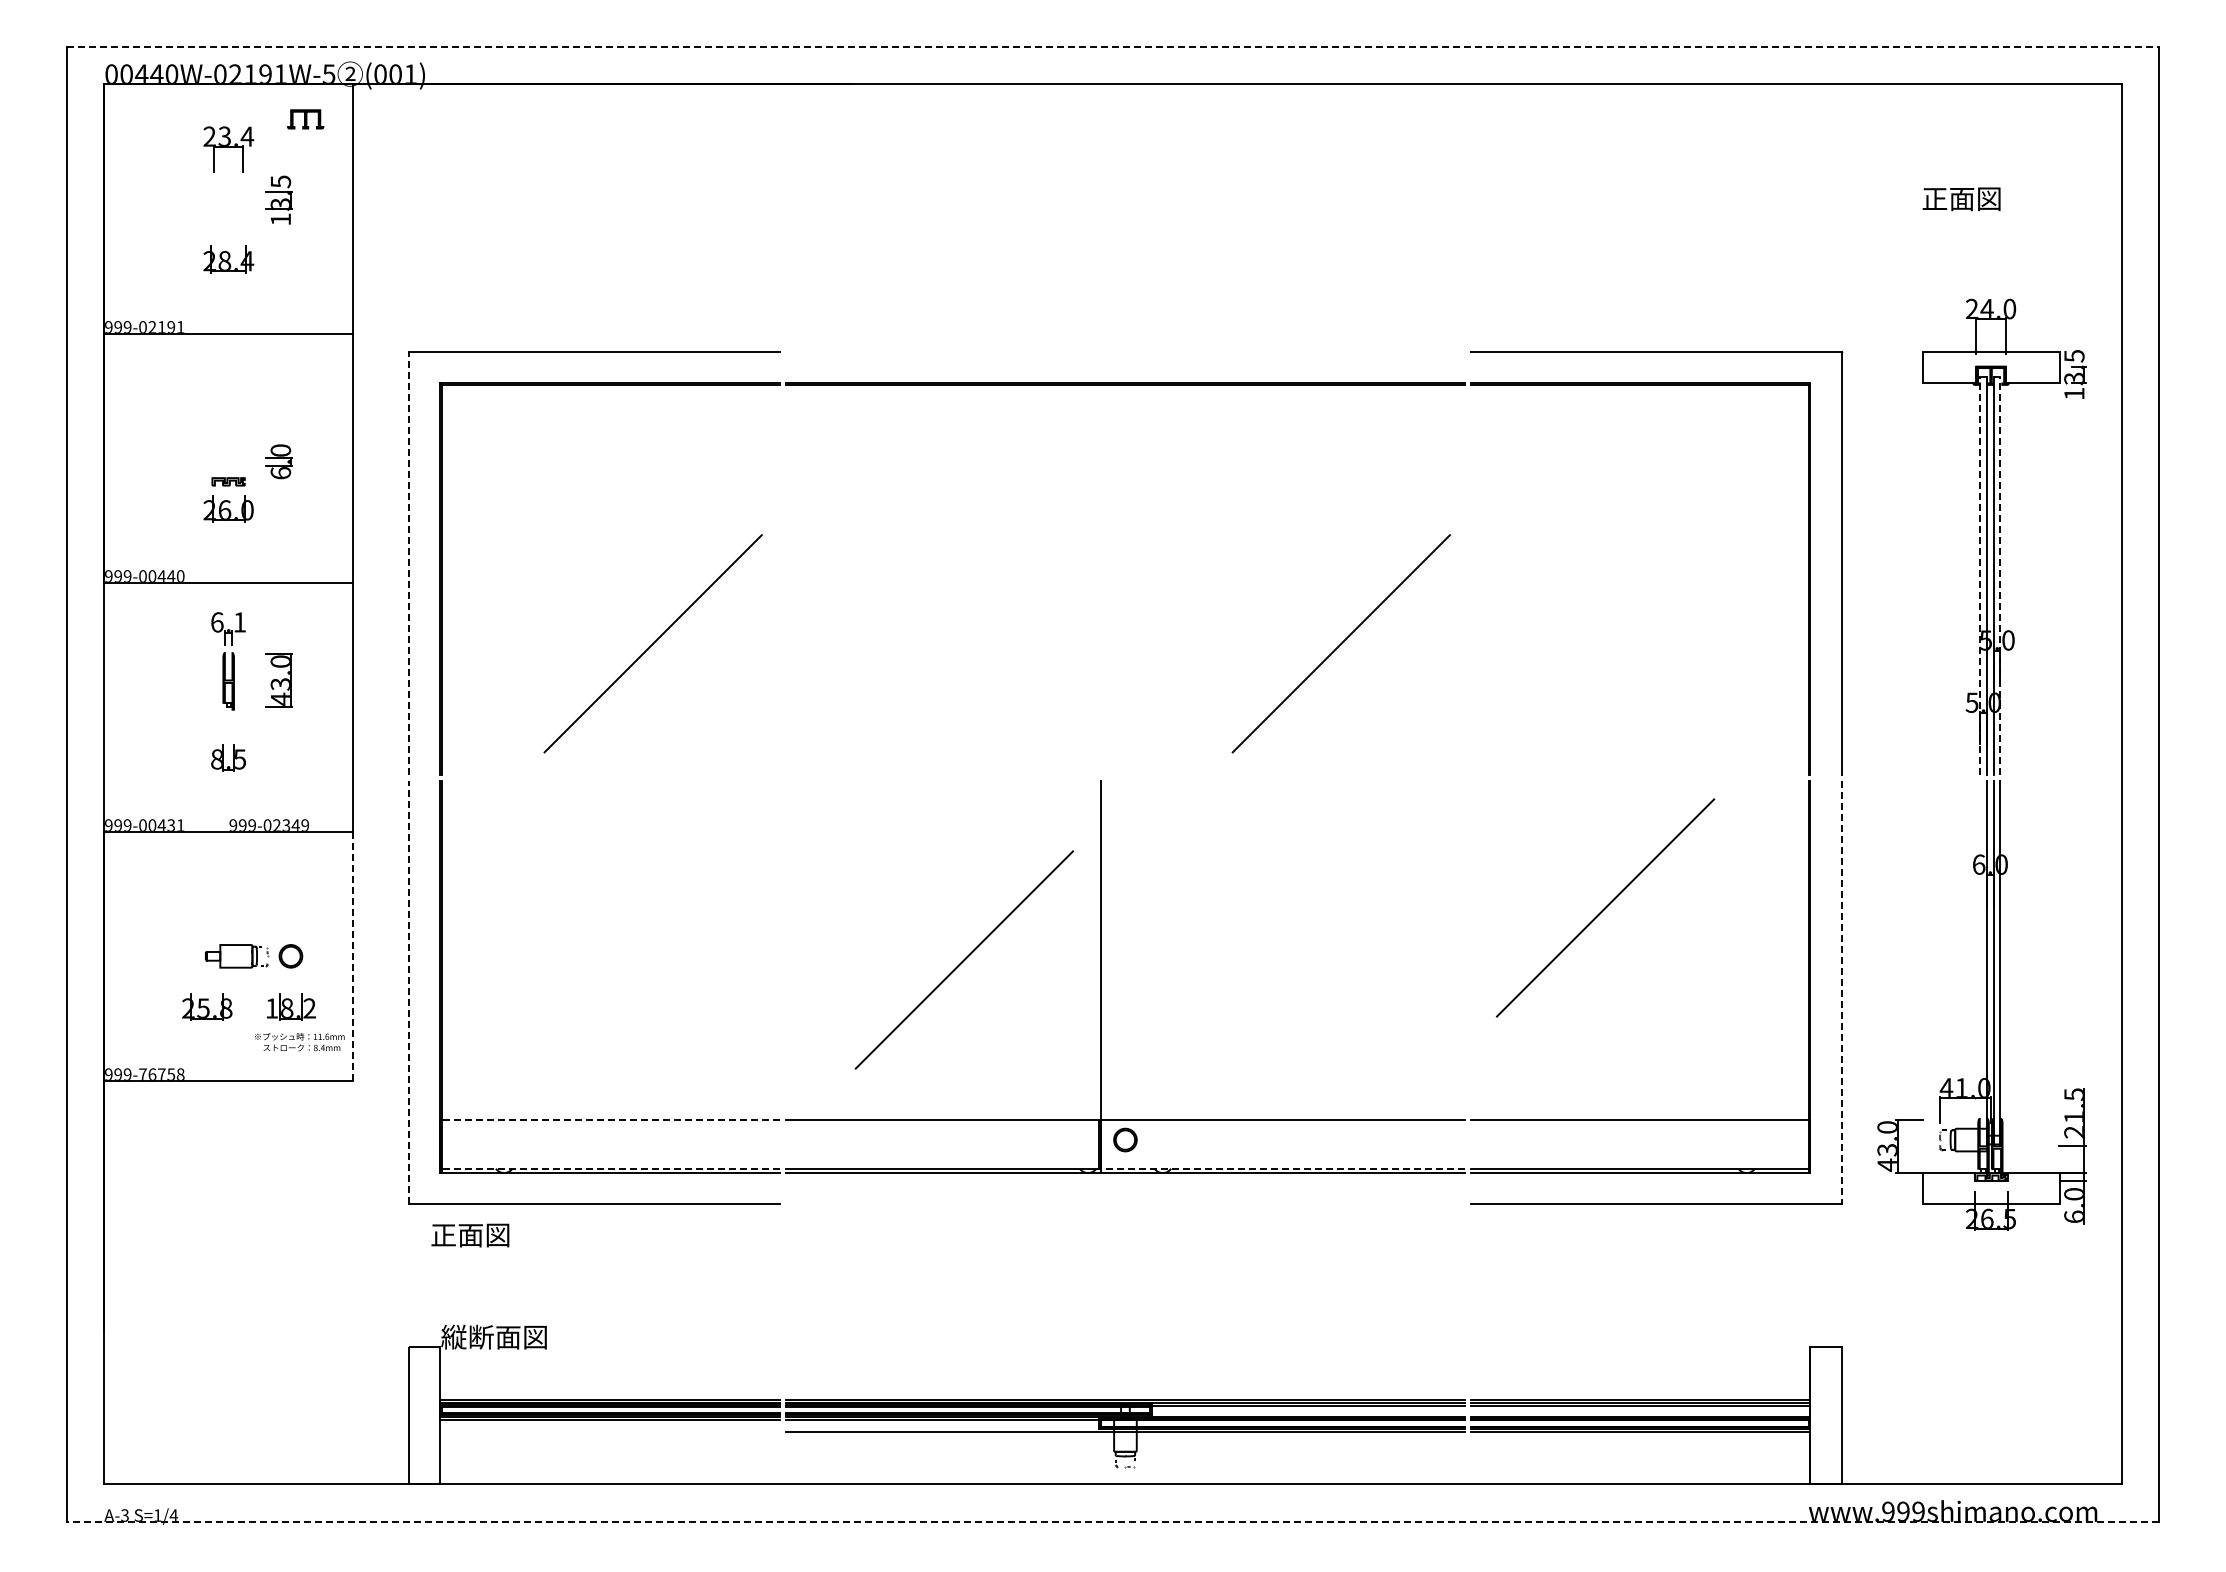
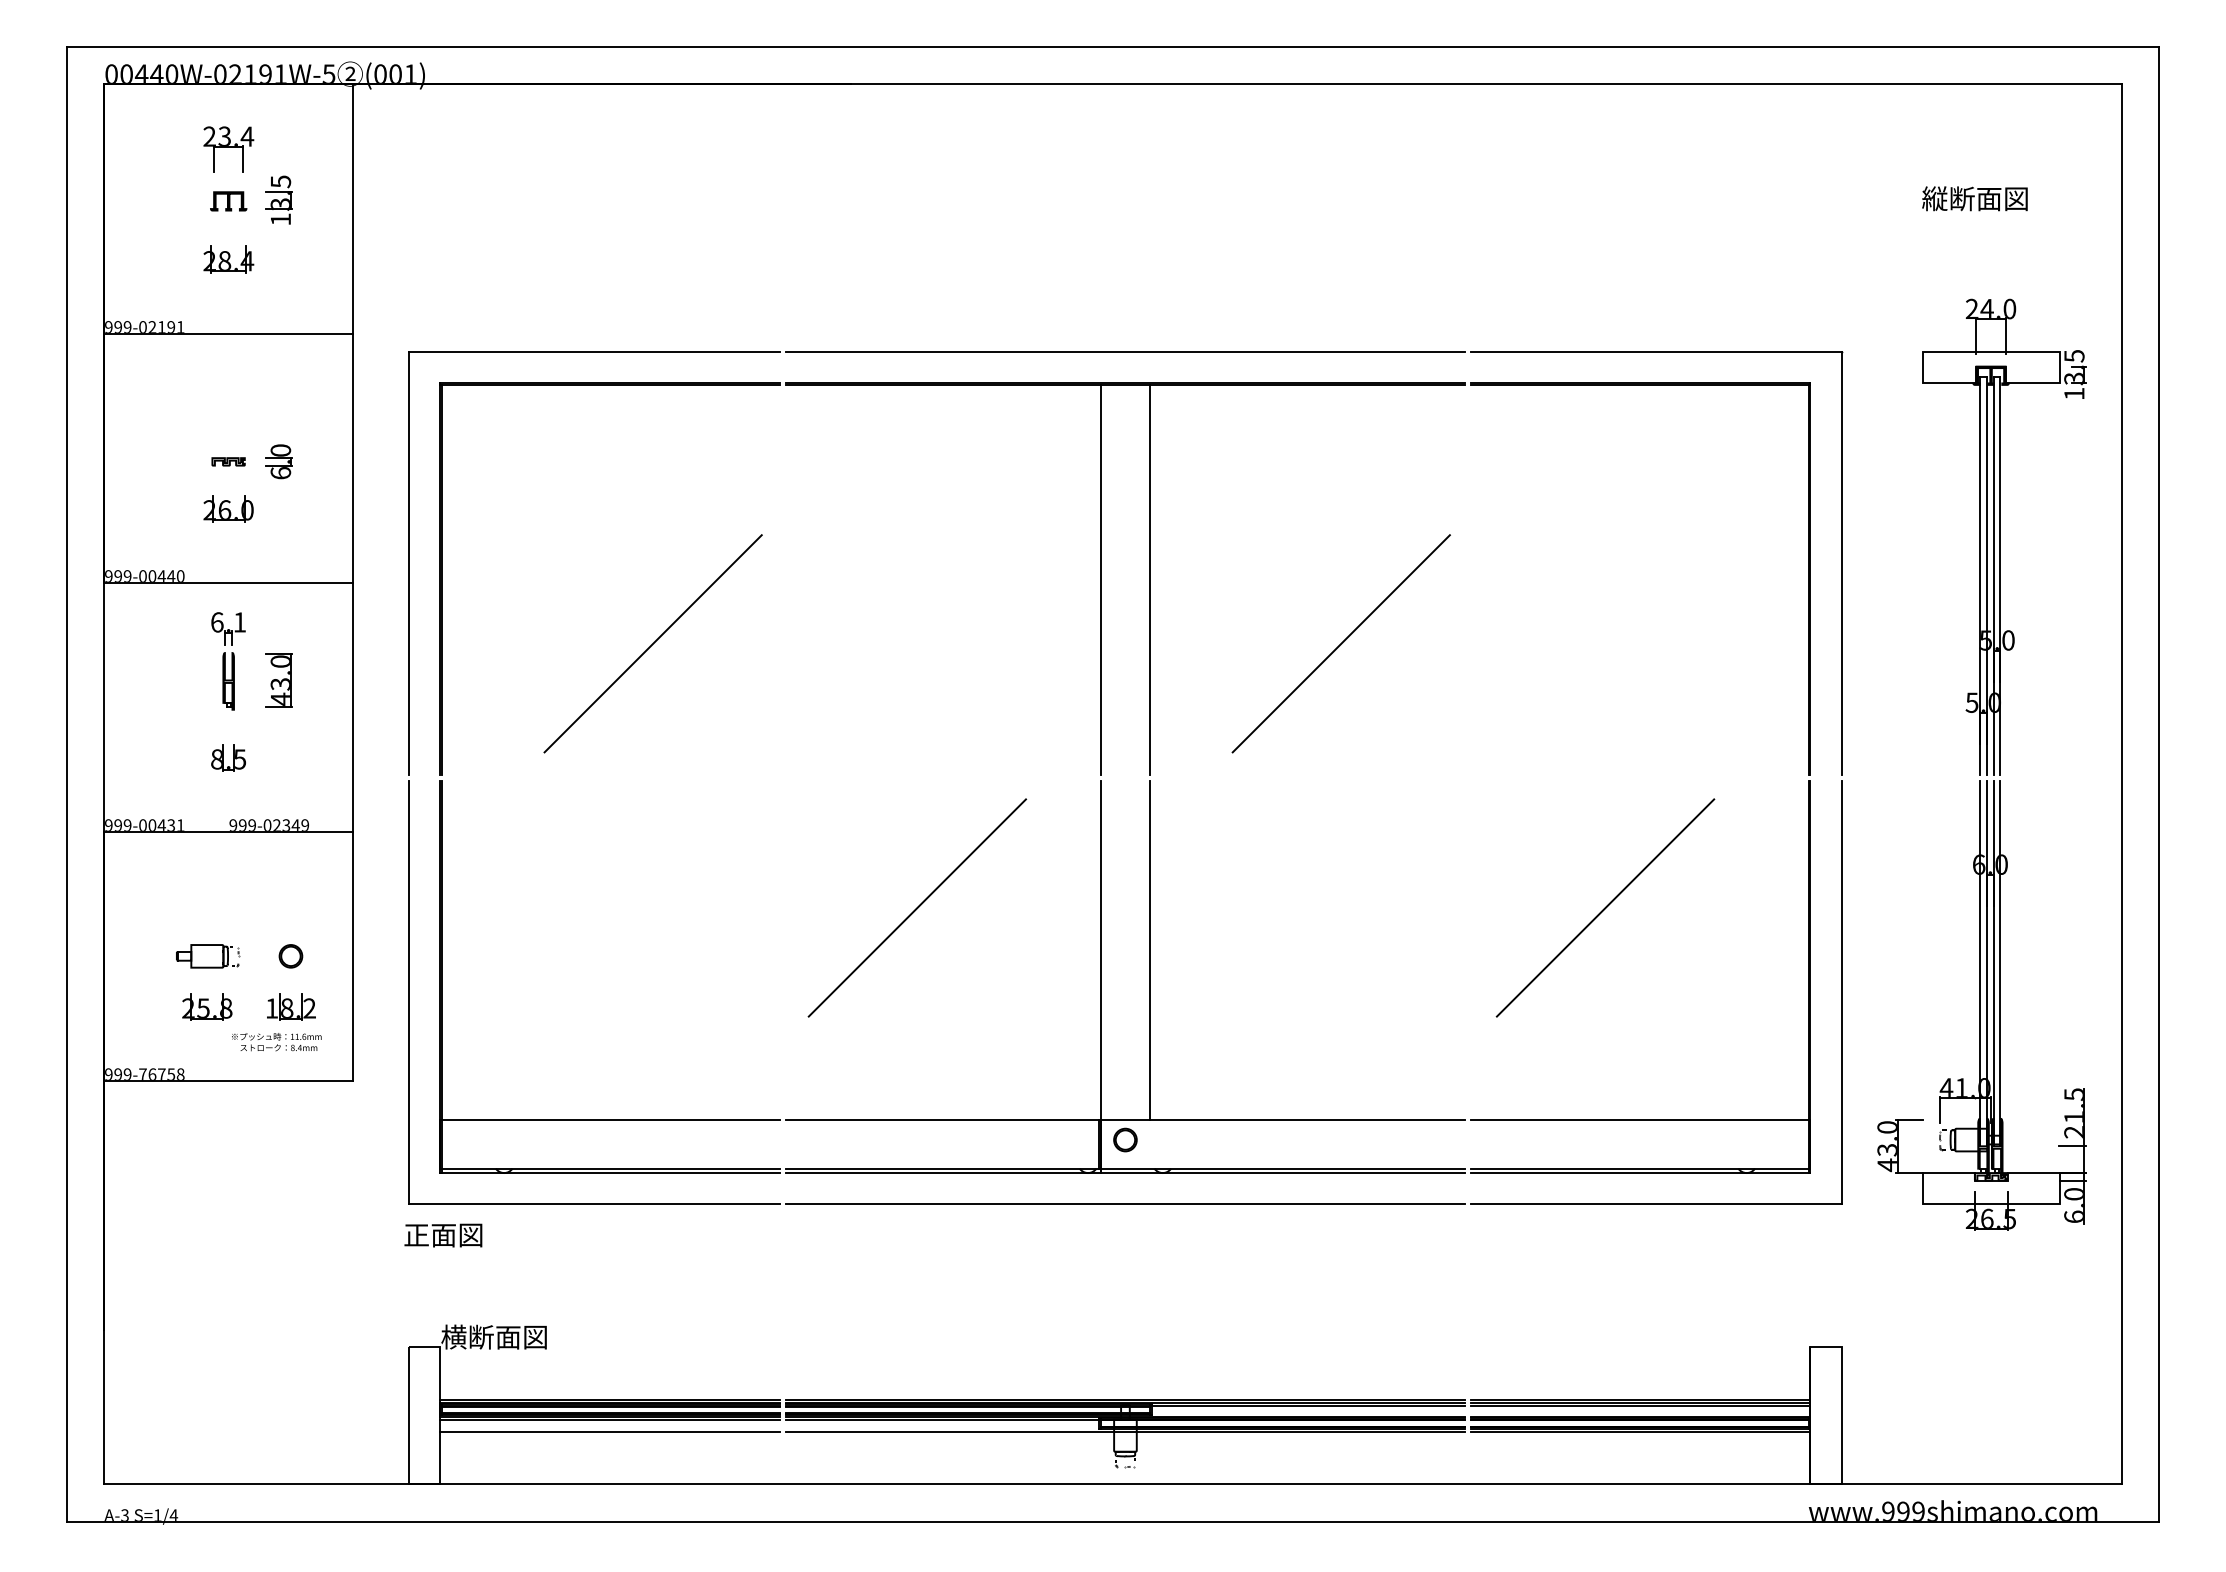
line: dashed -> solid (1113, 47)
part position: (305, 119) -> (228, 201) (228, 201)
text: 正面図 -> 縦断面図 (1974, 198)
line: none -> present (1125, 352)
part position: (228, 481) -> (228, 461) (228, 461)
line: dashed -> solid (409, 563)
line: dashed -> solid (1980, 576)
line: dashed -> solid (2000, 576)
line: none -> present (1100, 579)
line: none -> present (1150, 579)
line: none -> present (1150, 950)
part position: (237, 956) -> (208, 956) (208, 956)
line: dashed -> solid (353, 956)
line position: (964, 959) -> (917, 907) (917, 907)
line: none -> present (1980, 963)
line: dashed -> solid (409, 992)
line: dashed -> solid (1841, 993)
text position: (299, 1042) -> (276, 1042) (276, 1042)
line: dashed -> solid (610, 1119)
line: dashed -> solid (610, 1168)
line: dashed -> solid (1282, 1168)
line: none -> present (1125, 1204)
text position: (470, 1235) -> (443, 1235) (443, 1235)
text: 縦断面図 -> 横断面図 (453, 1336)
line: none -> present (609, 1432)
line: dashed -> solid (1112, 1521)
